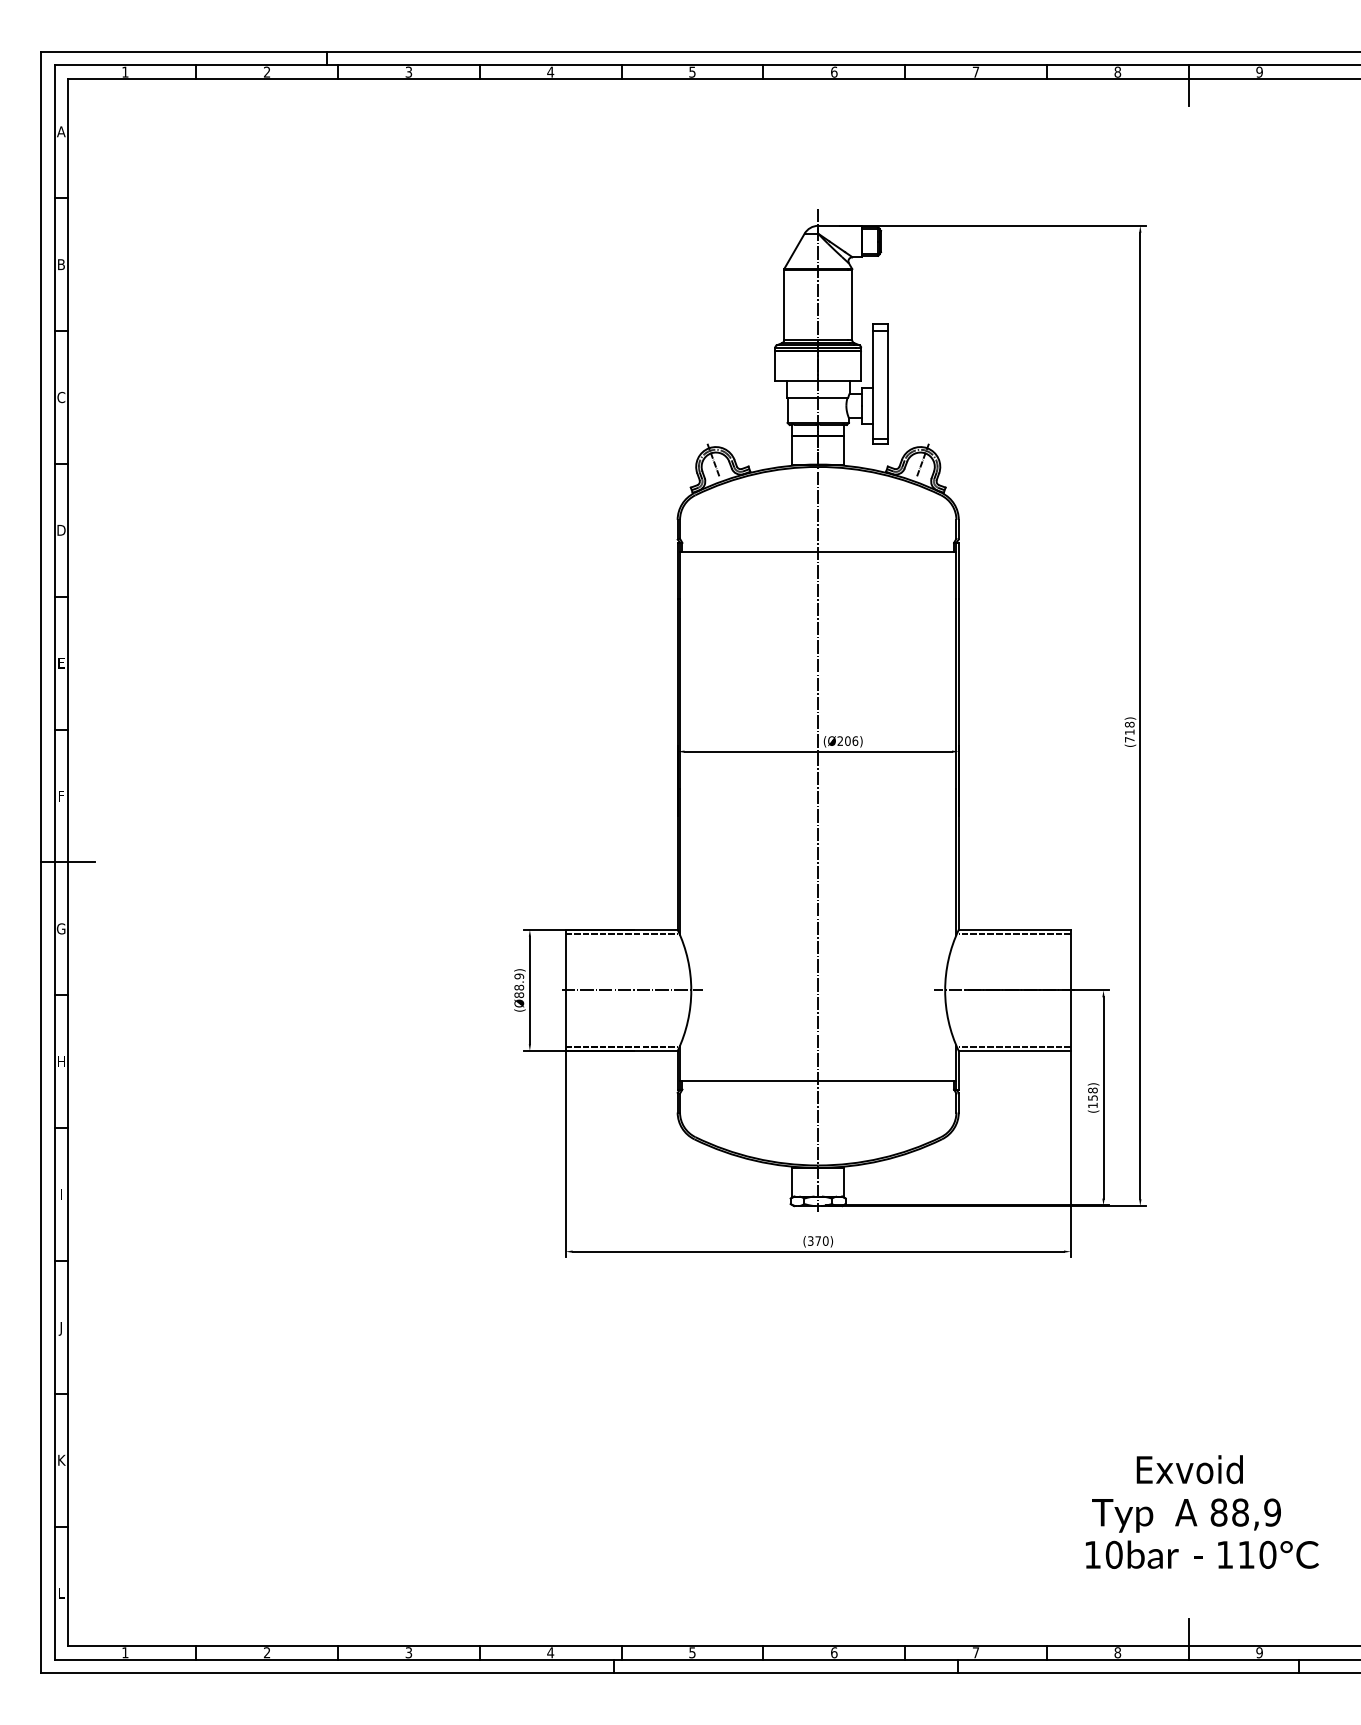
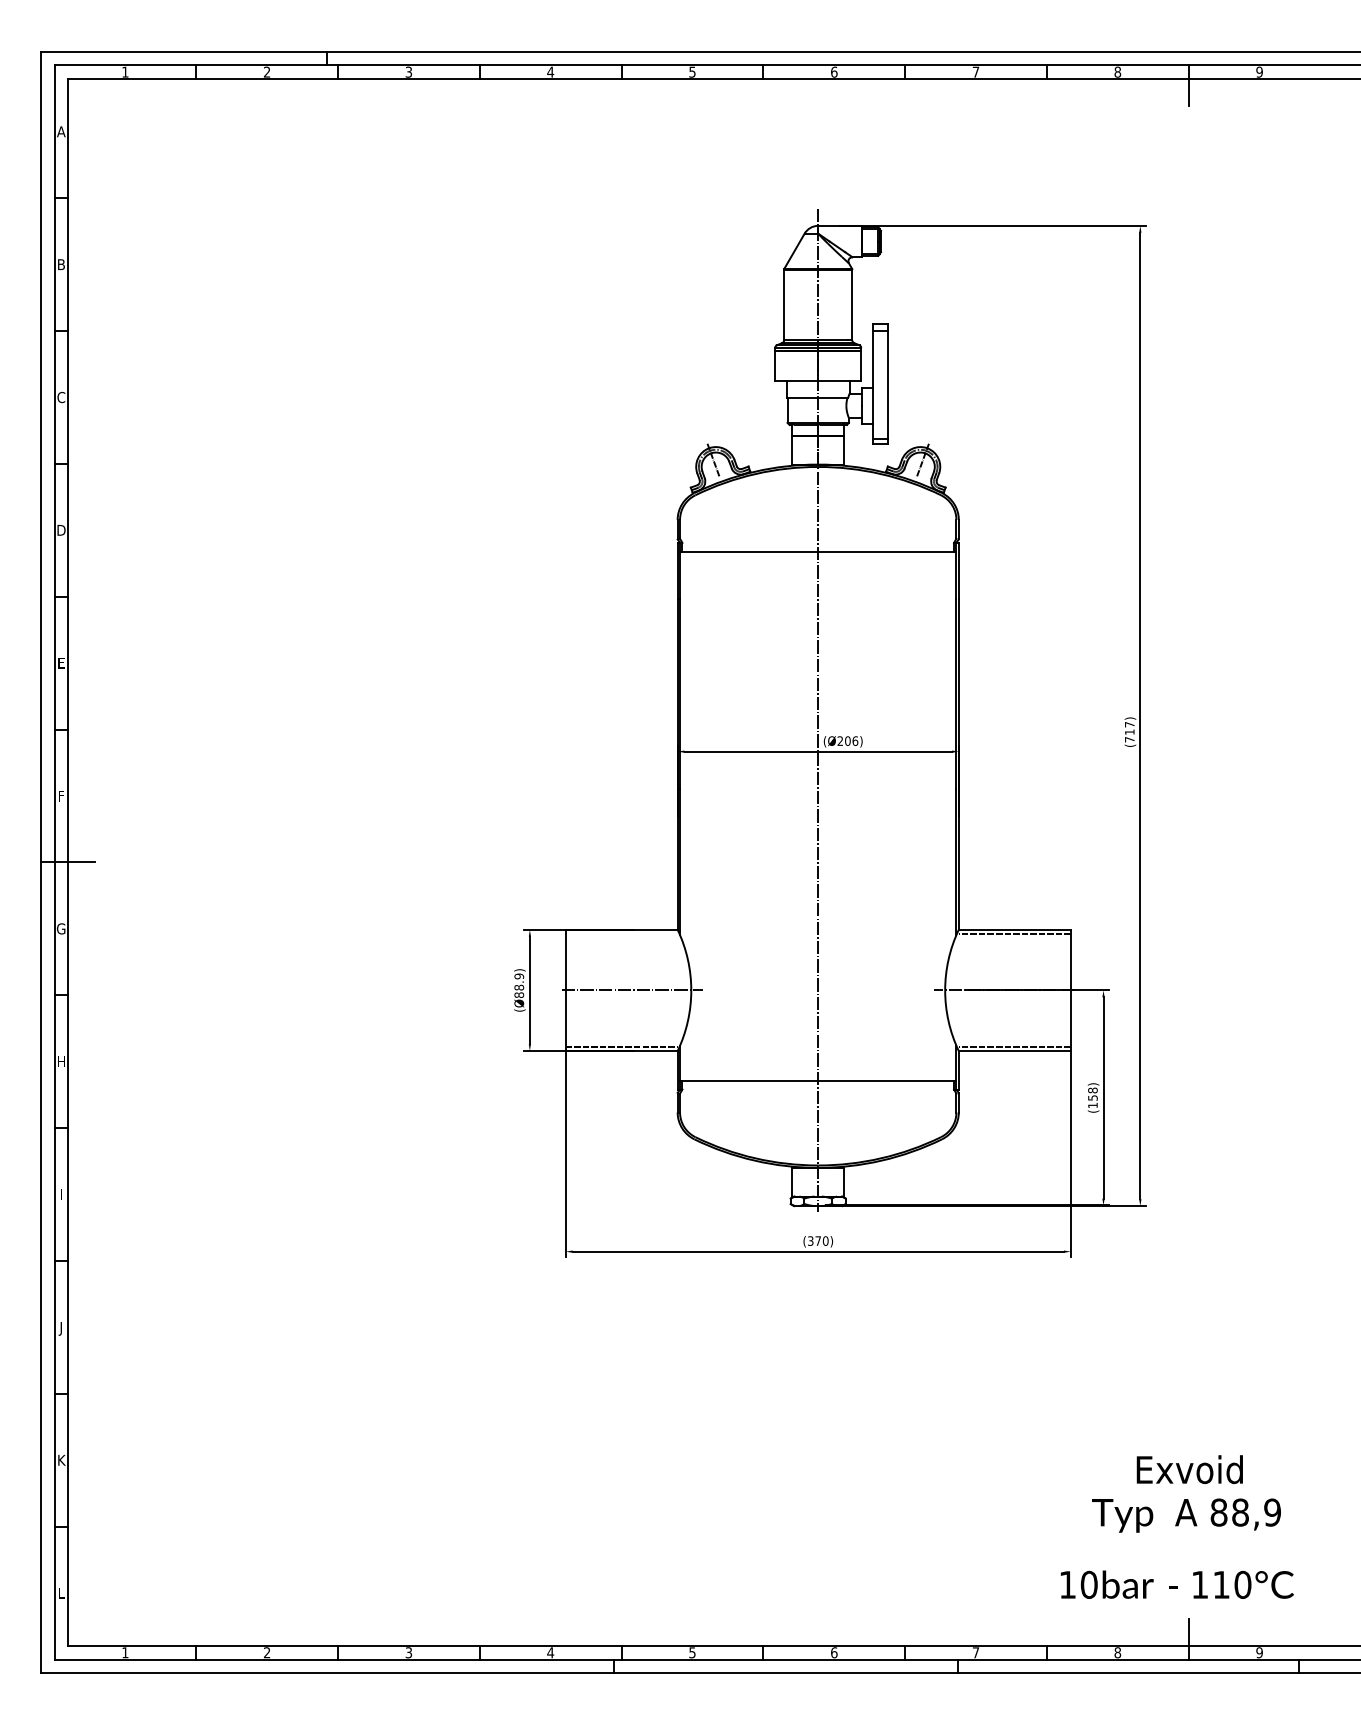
text: (718) -> (717) (1129, 724)
line: present -> none (621, 934)
text position: (1202, 1554) -> (1177, 1584) (1177, 1584)
